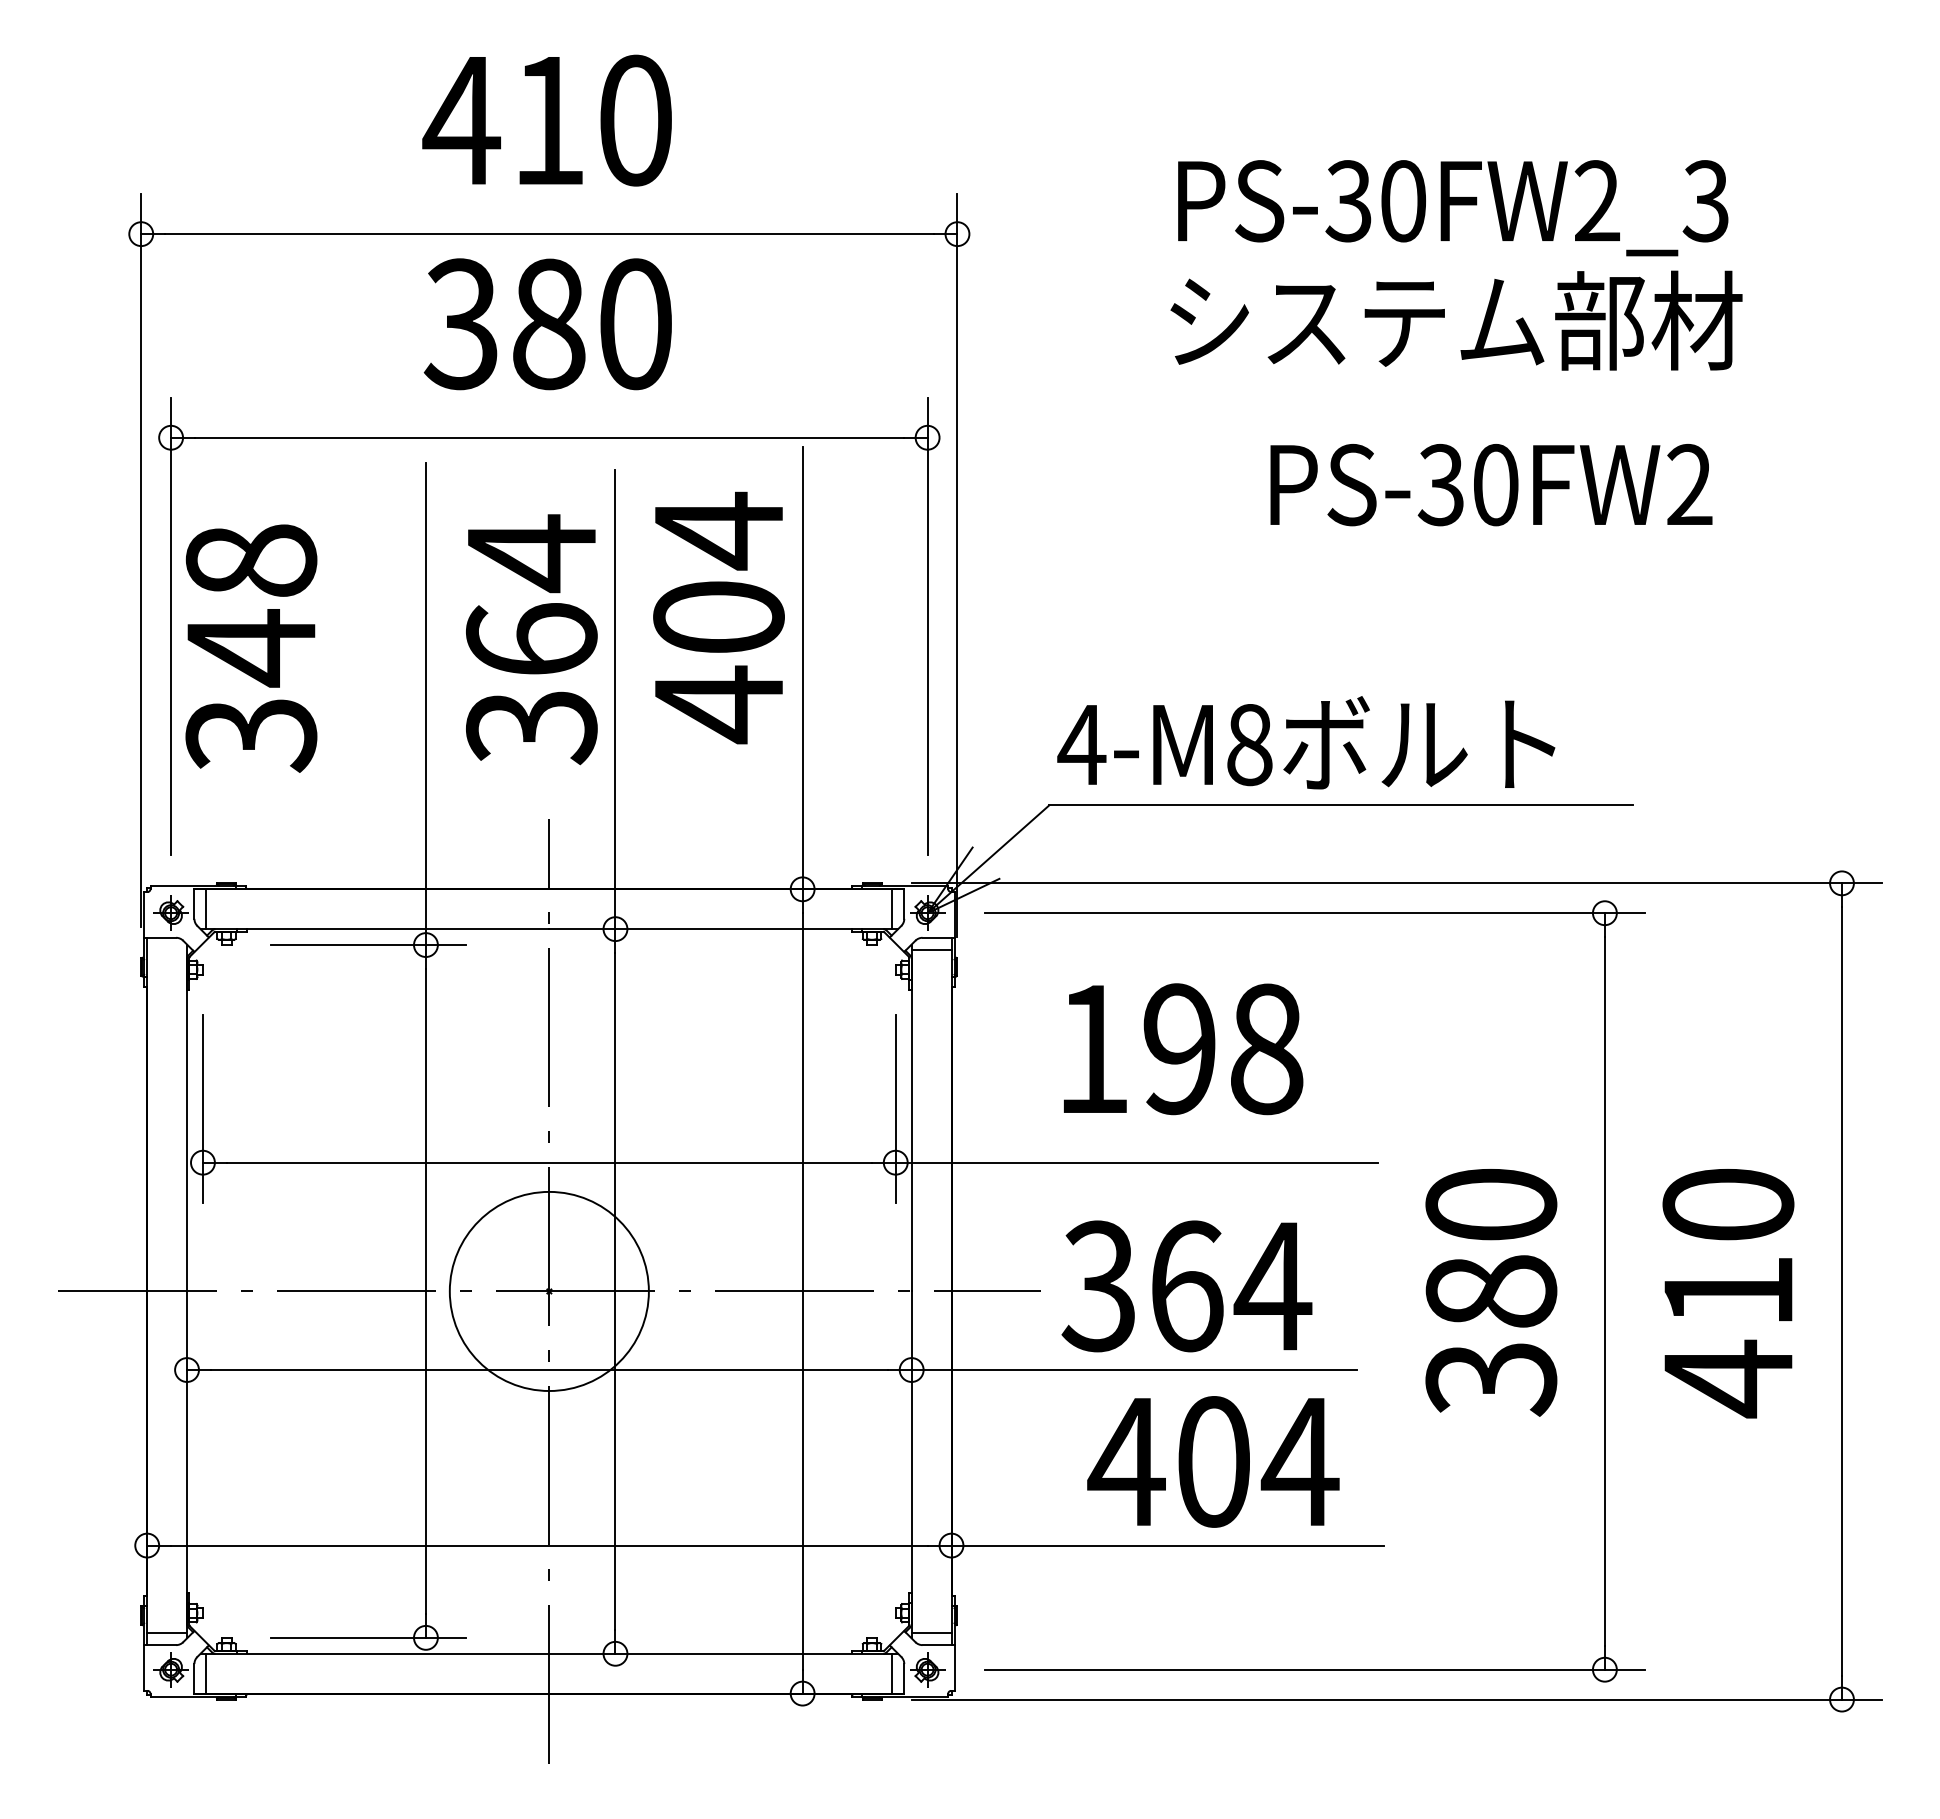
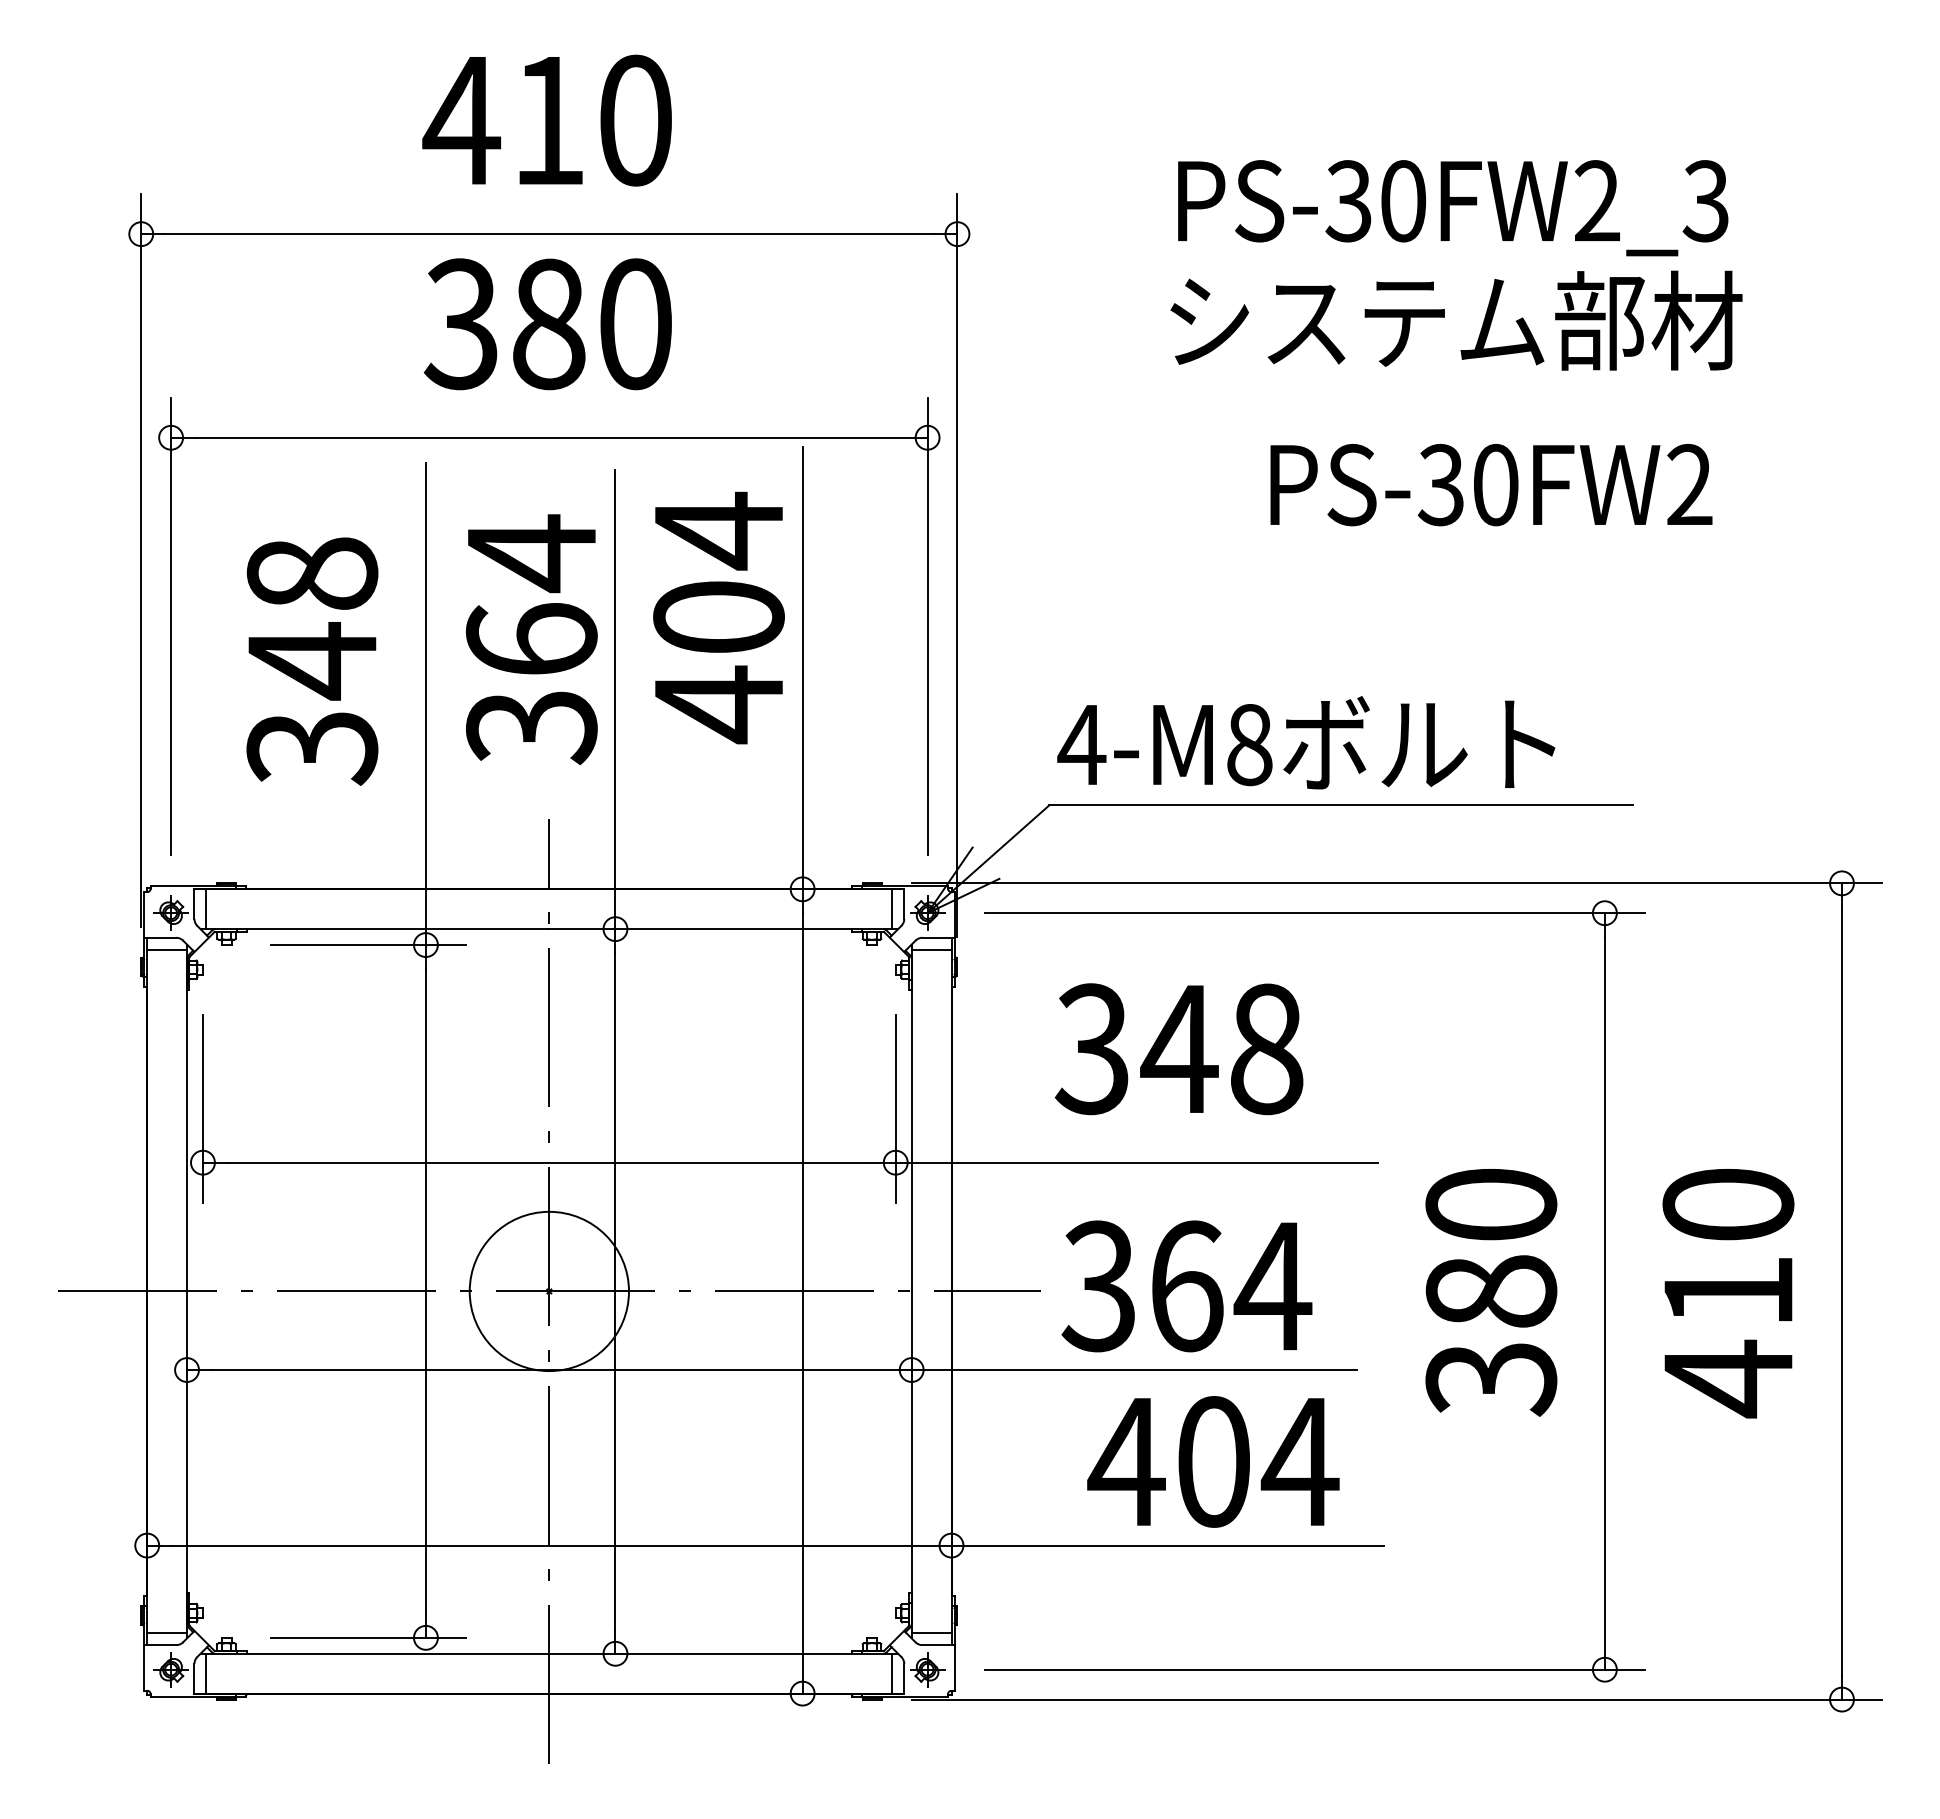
text position: (251, 648) -> (312, 661) (312, 661)
line: none -> present (166, 949)
text: 198 -> 348 (1136, 1049)
circle diameter: 199 px -> 159 px (548, 1291)
